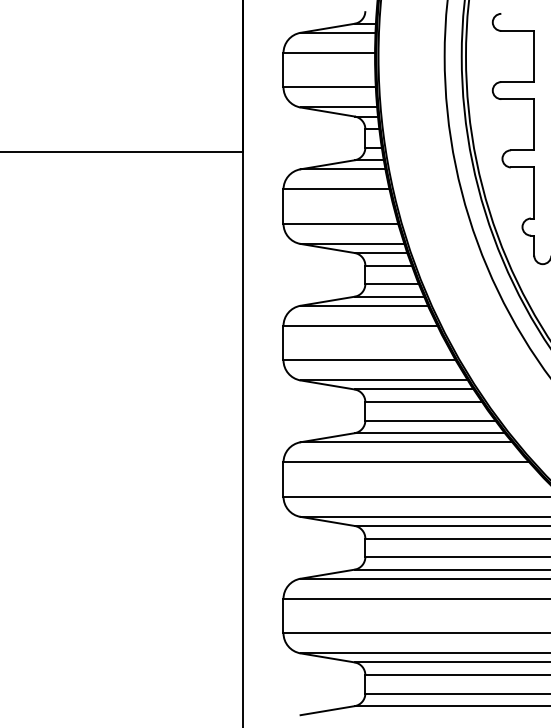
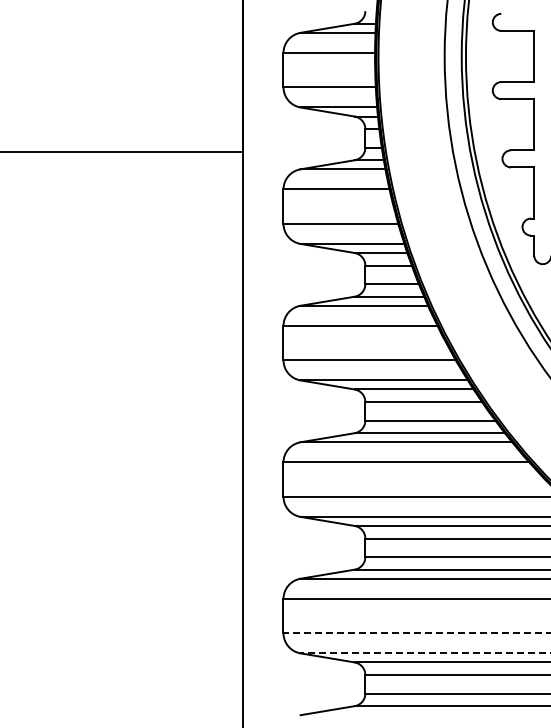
line: solid -> dashed (416, 633)
line: solid -> dashed (425, 653)
